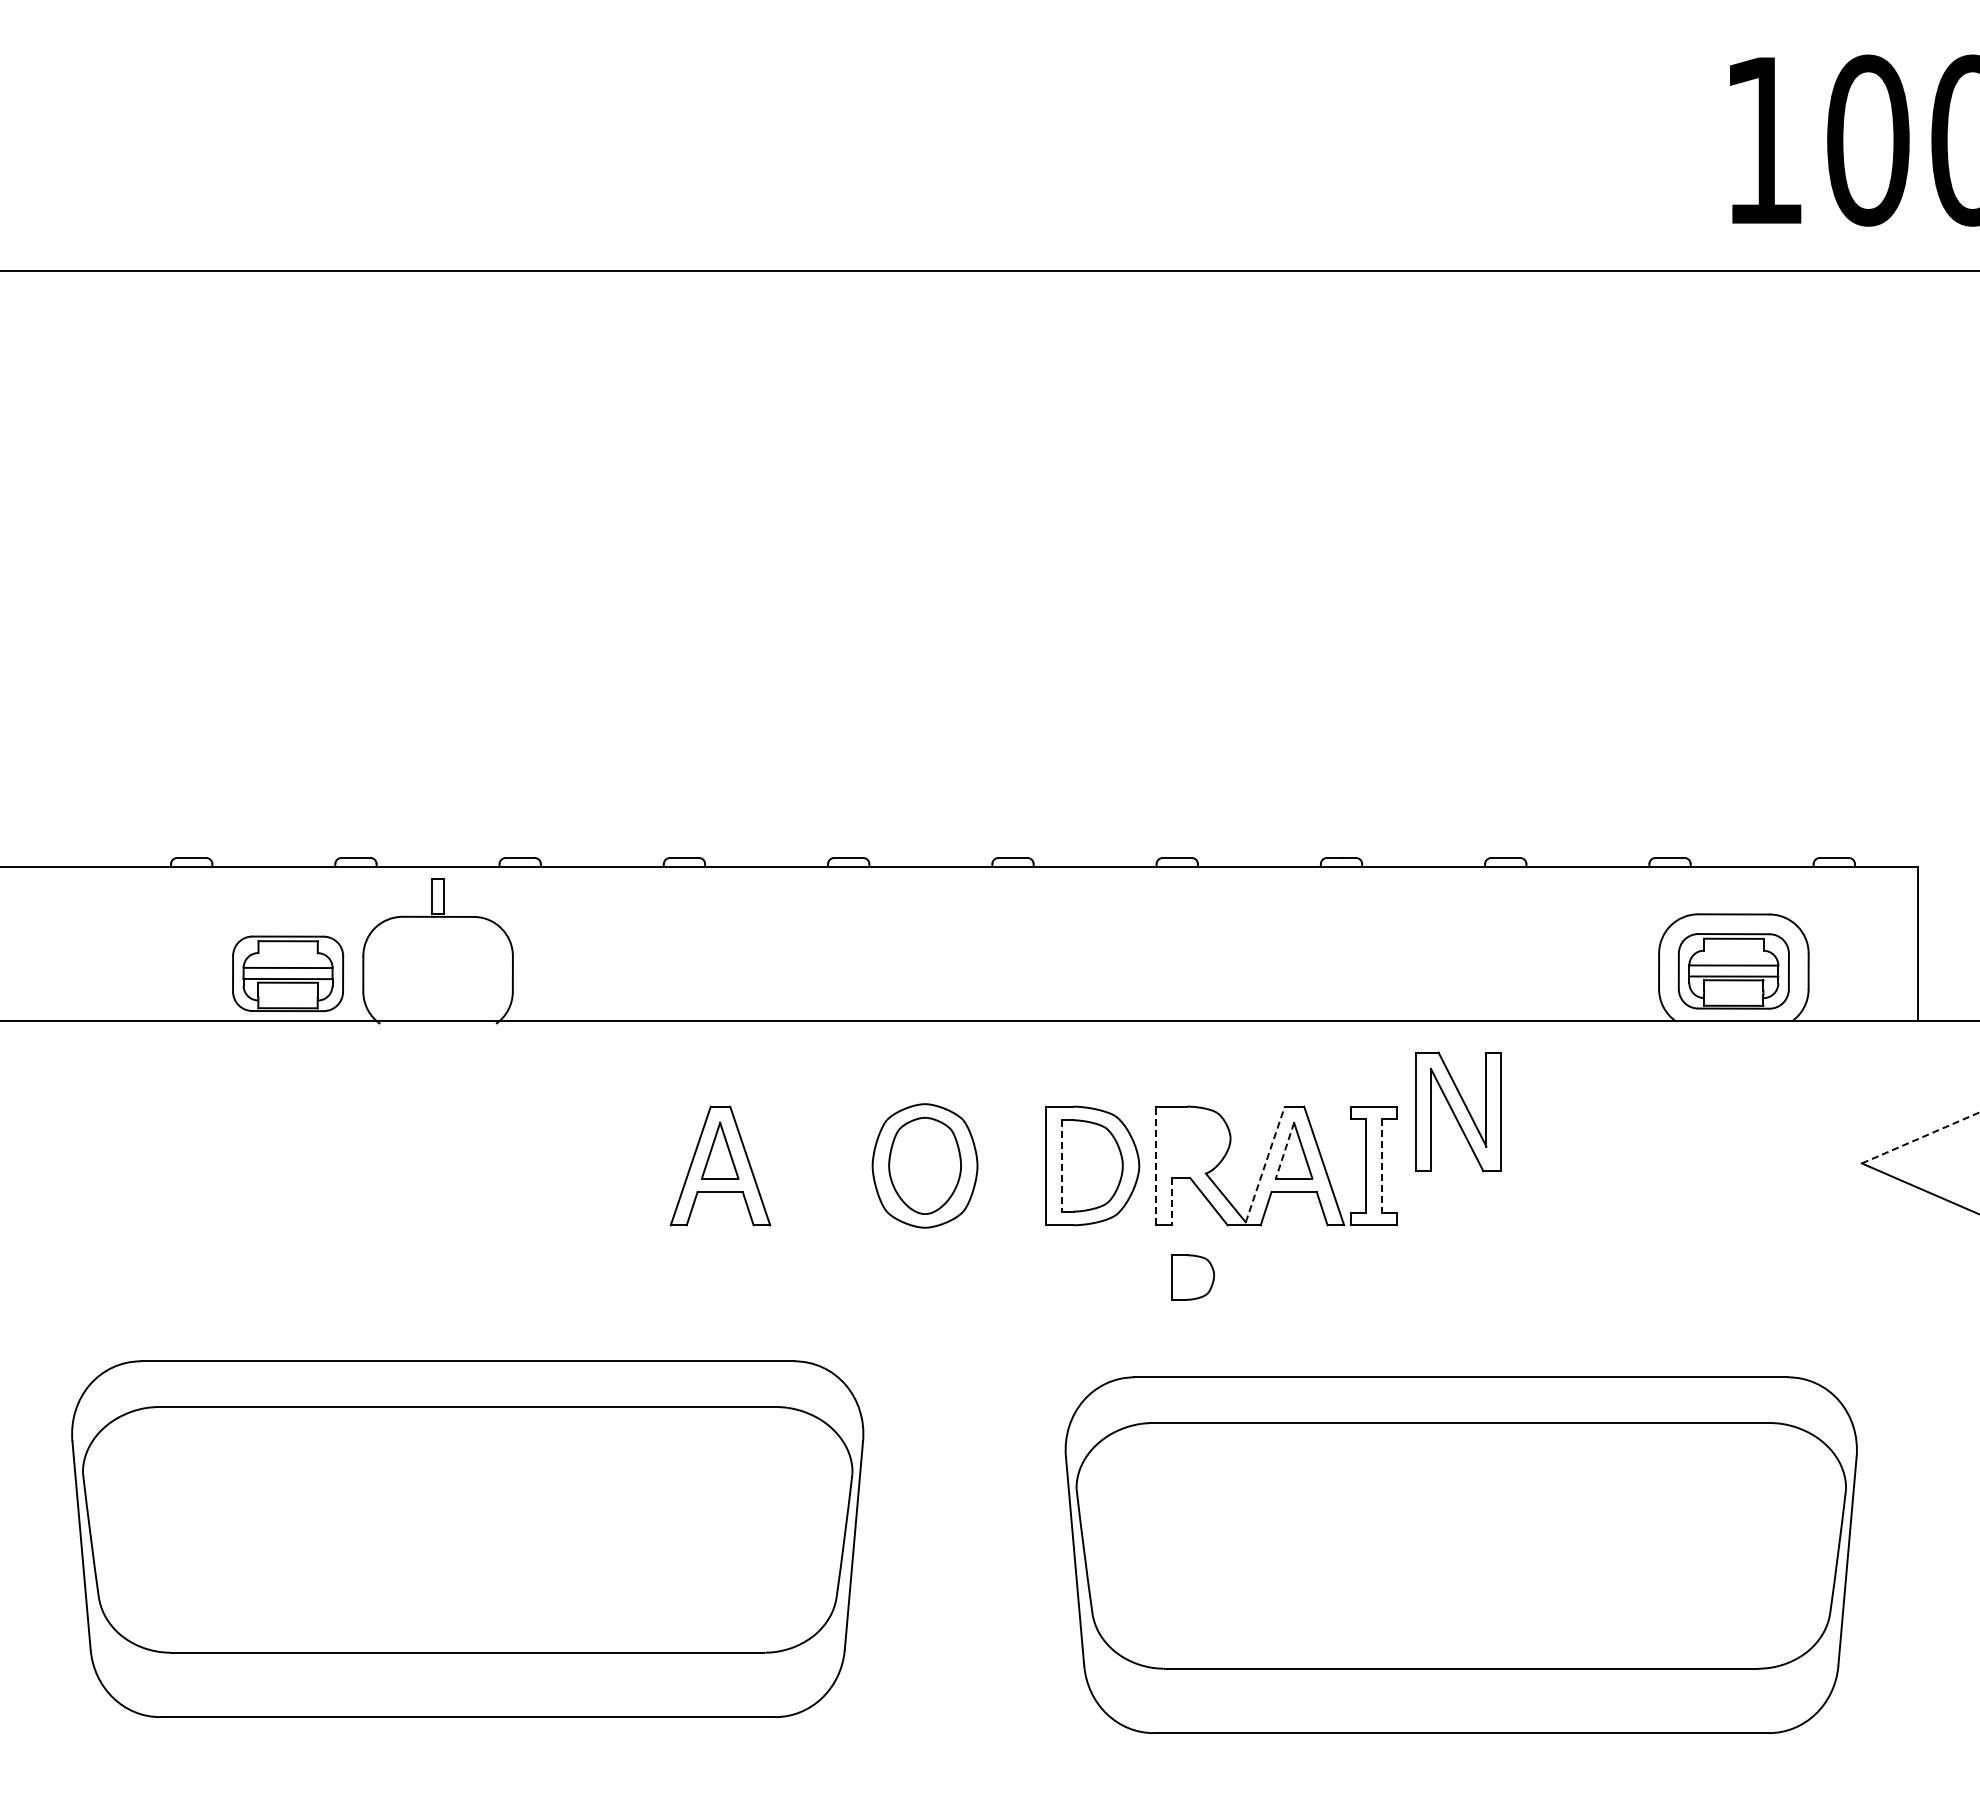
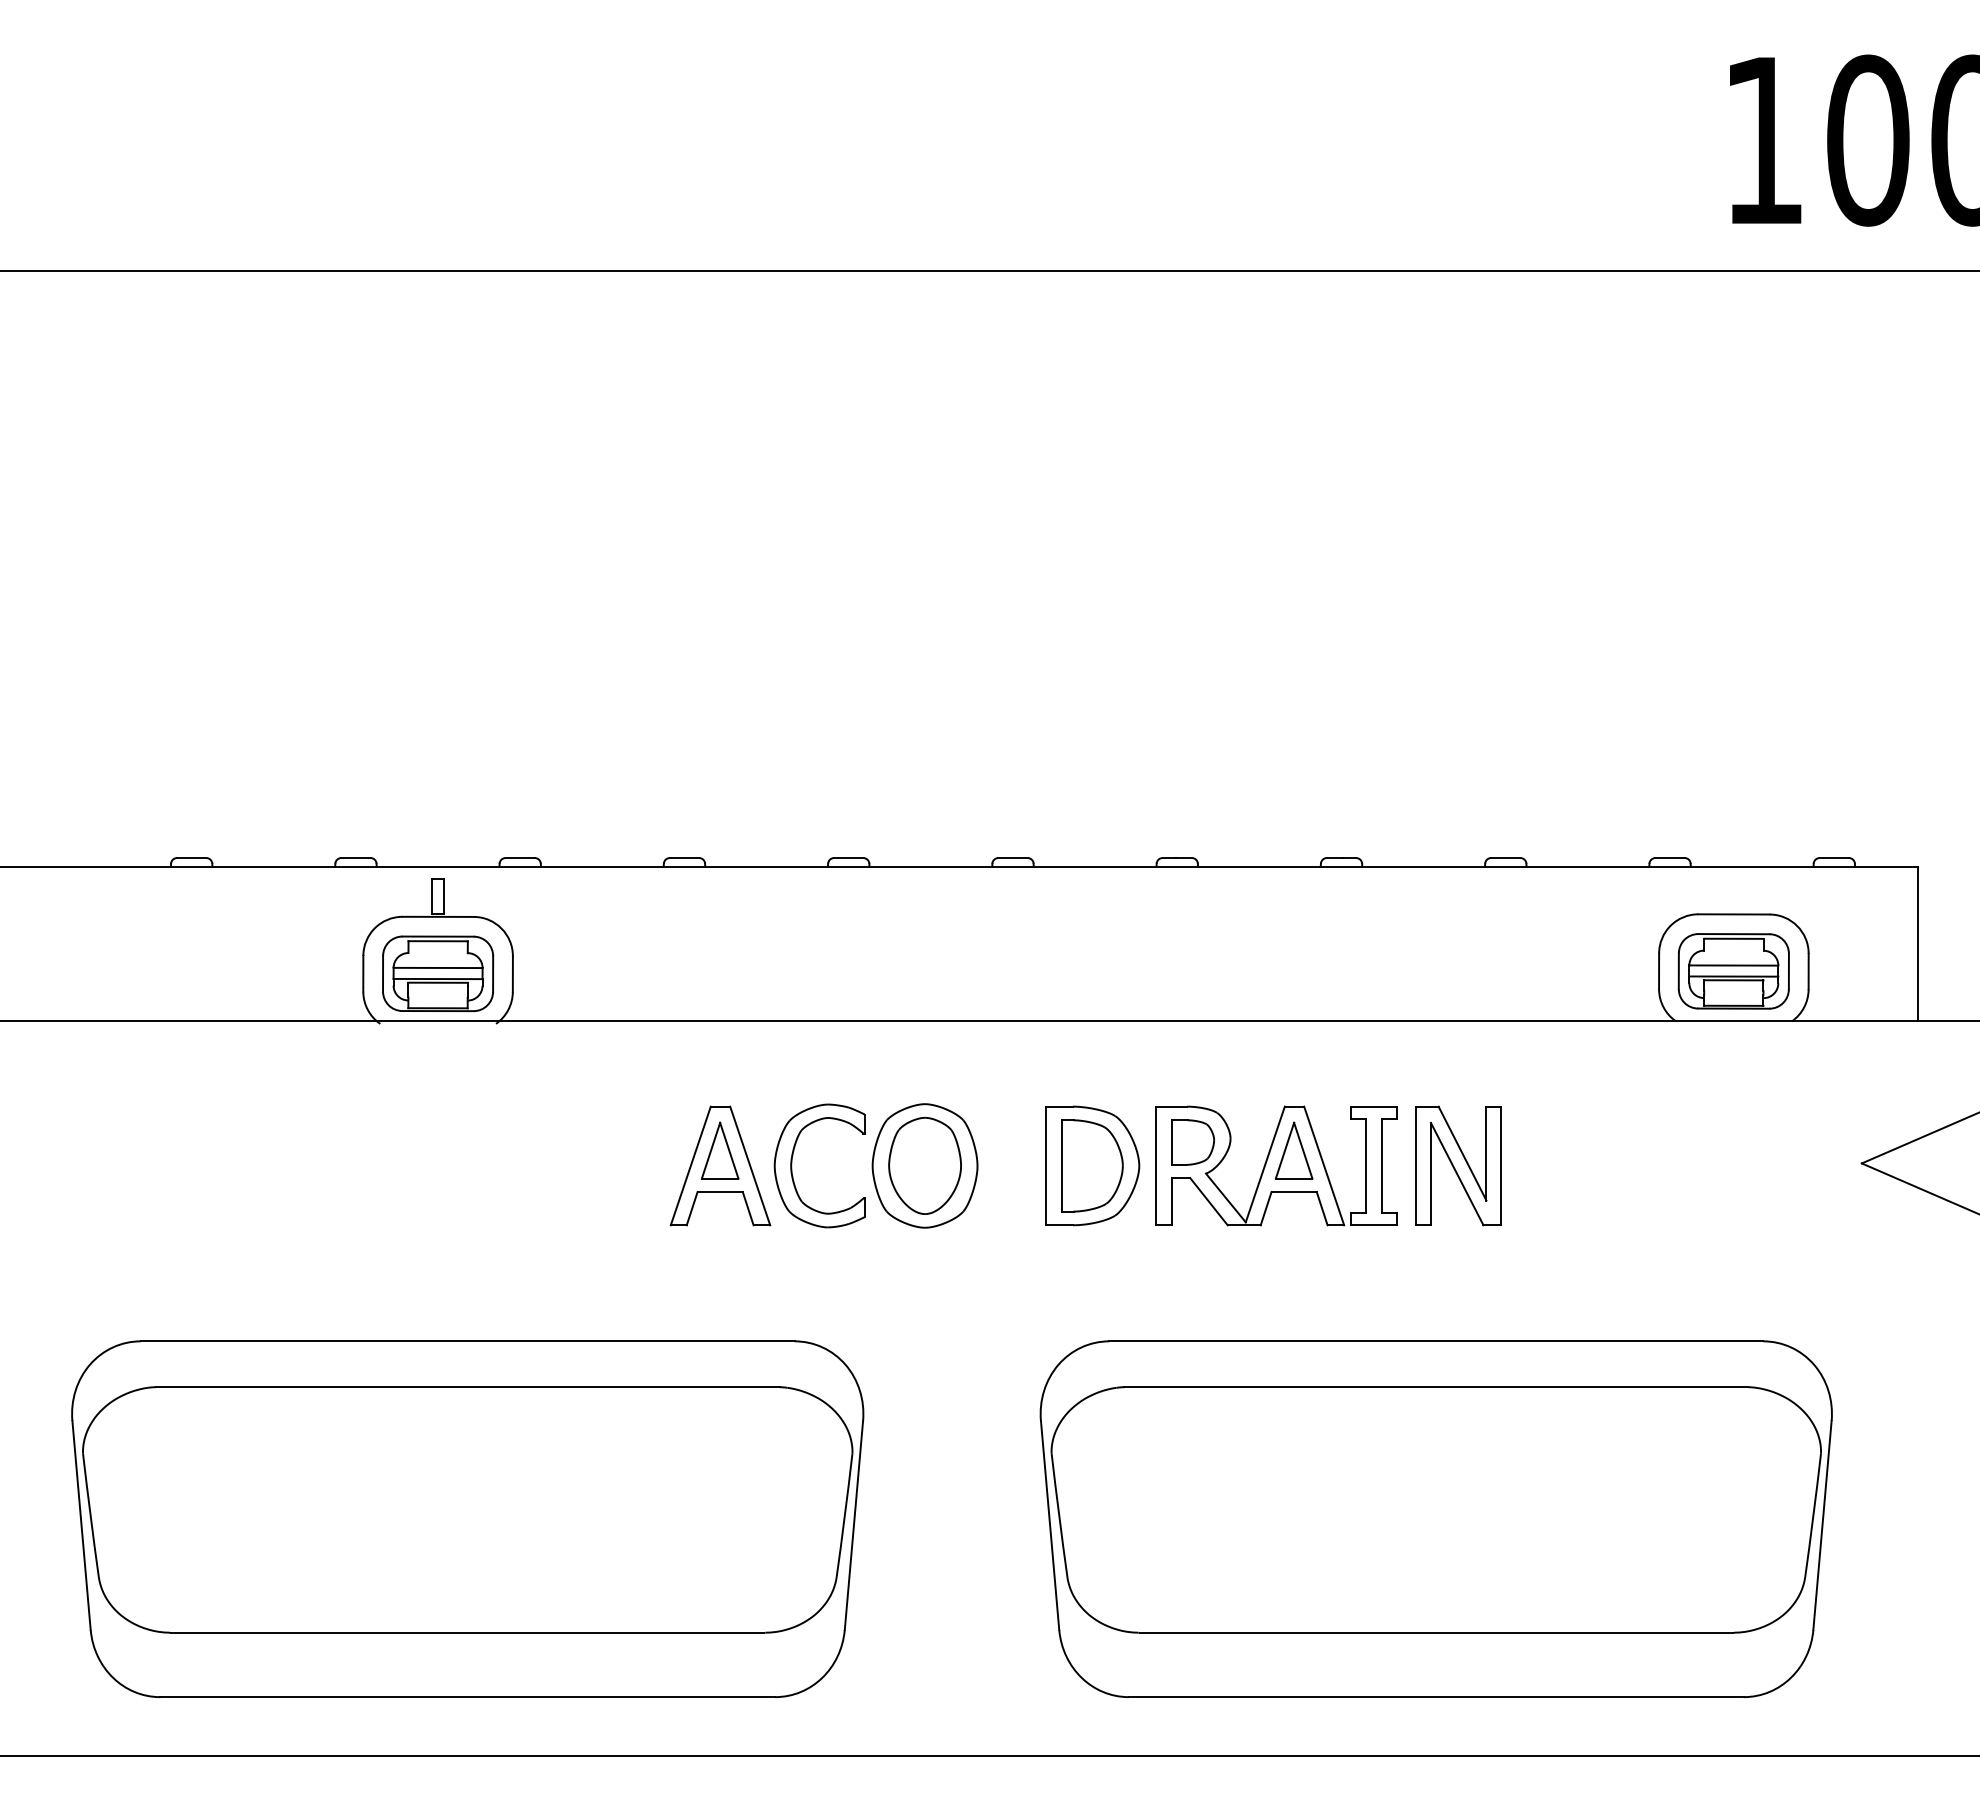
part position: (288, 973) -> (438, 973) (438, 973)
part position: (1458, 1111) -> (1458, 1165) (1458, 1165)
line: dashed -> solid (1921, 1137)
line: dashed -> solid (1284, 1151)
line: dashed -> solid (1265, 1164)
part: none -> present (792, 1165)
line: dashed -> solid (1061, 1165)
line: dashed -> solid (1156, 1165)
line: dashed -> solid (1381, 1166)
line: dashed -> solid (1172, 1201)
part position: (1192, 1277) -> (1192, 1142) (1192, 1142)
part position: (467, 1538) -> (467, 1518) (467, 1518)
part position: (1460, 1554) -> (1435, 1518) (1435, 1518)
line: none -> present (989, 1756)
